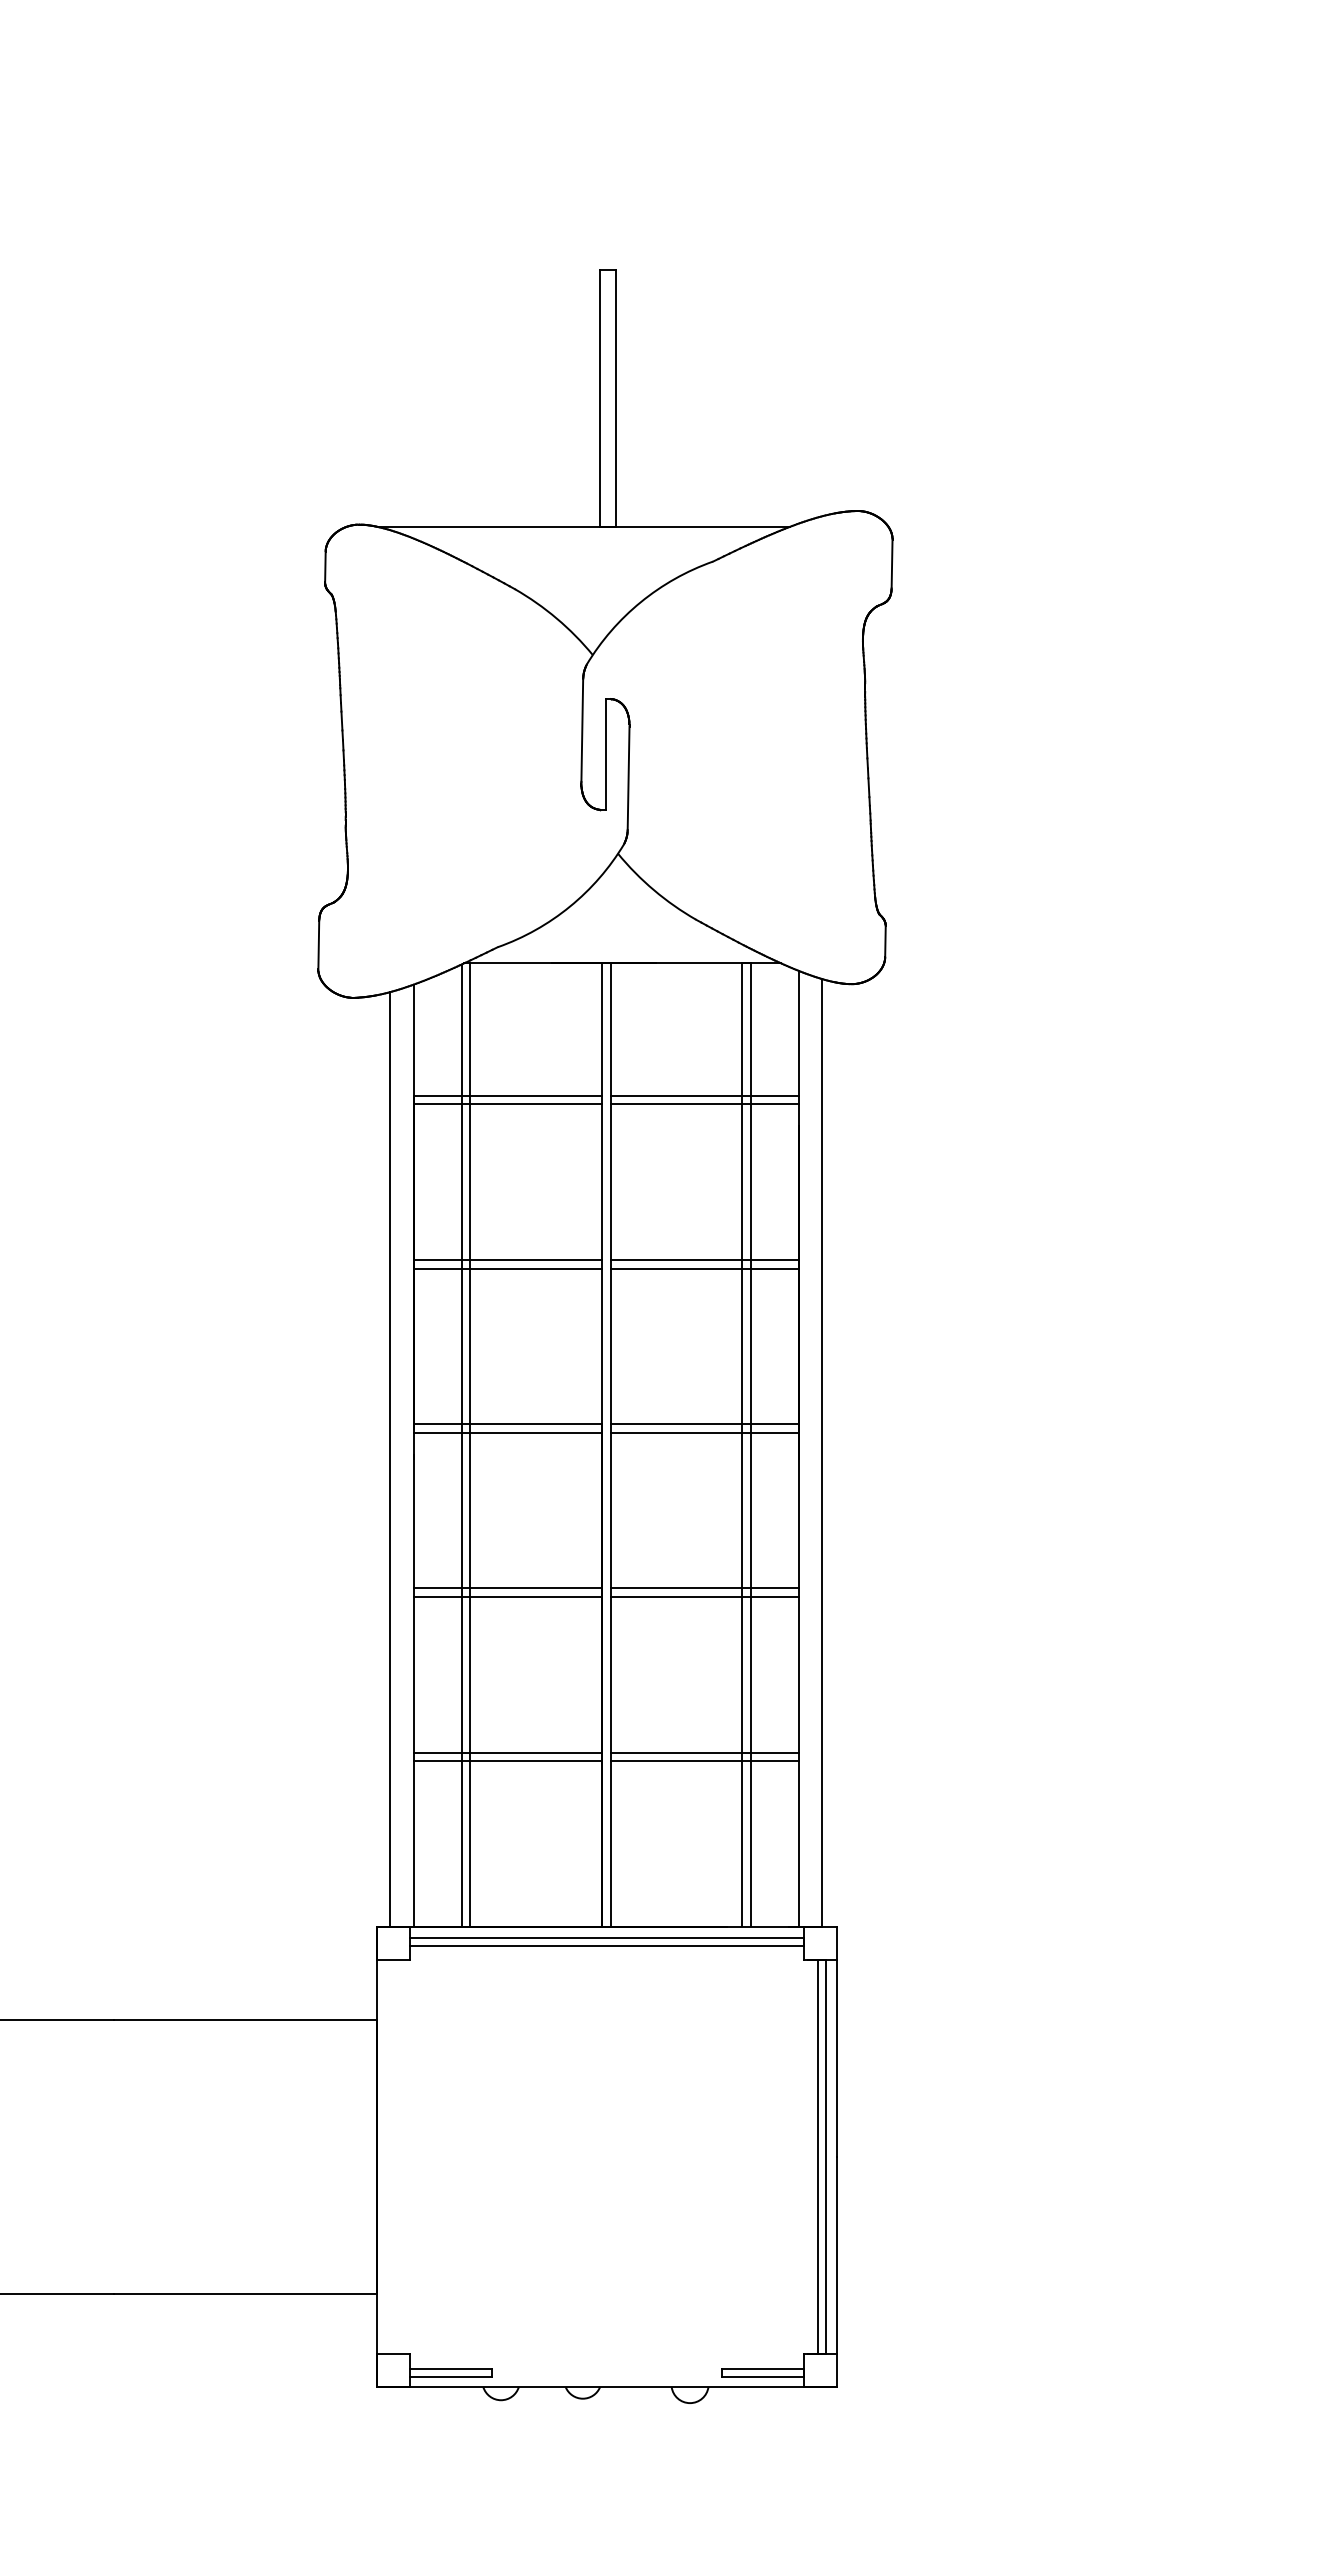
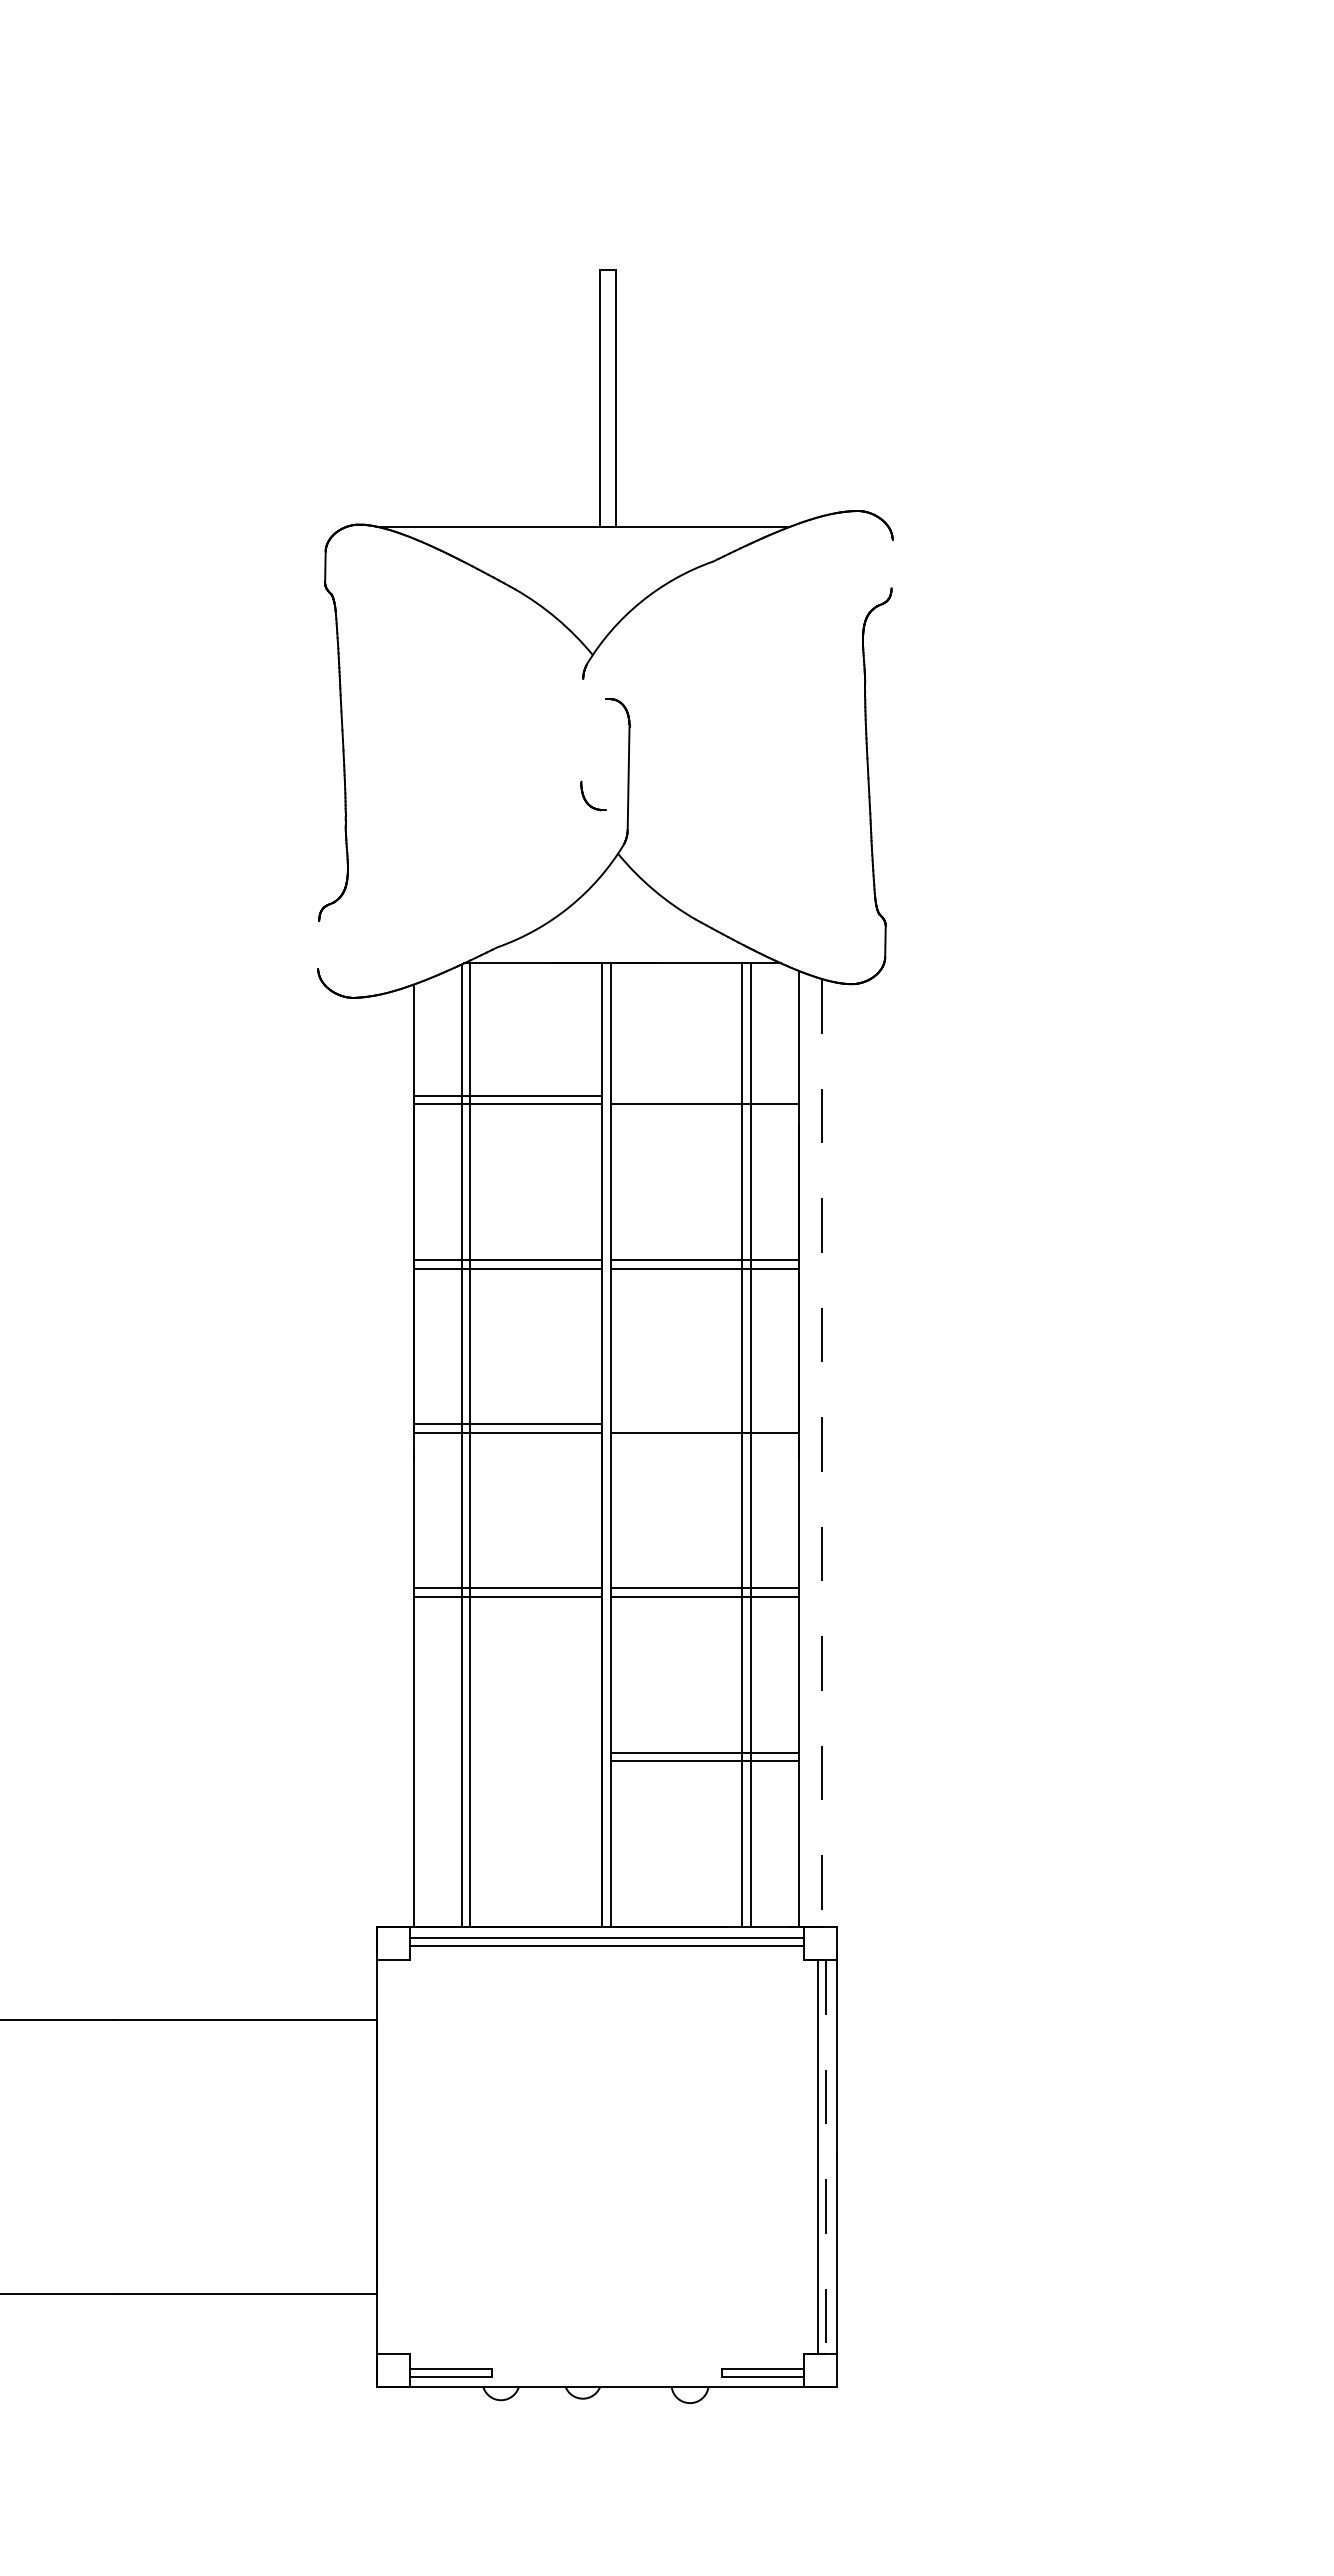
line: present -> none (891, 563)
line: present -> none (582, 729)
line: present -> none (606, 753)
line: present -> none (318, 945)
line: present -> none (704, 1095)
line: present -> none (704, 1424)
line: solid -> dashed (821, 1453)
line: present -> none (390, 1458)
line: present -> none (507, 1752)
line: present -> none (507, 1761)
line: solid -> dashed (826, 2157)
